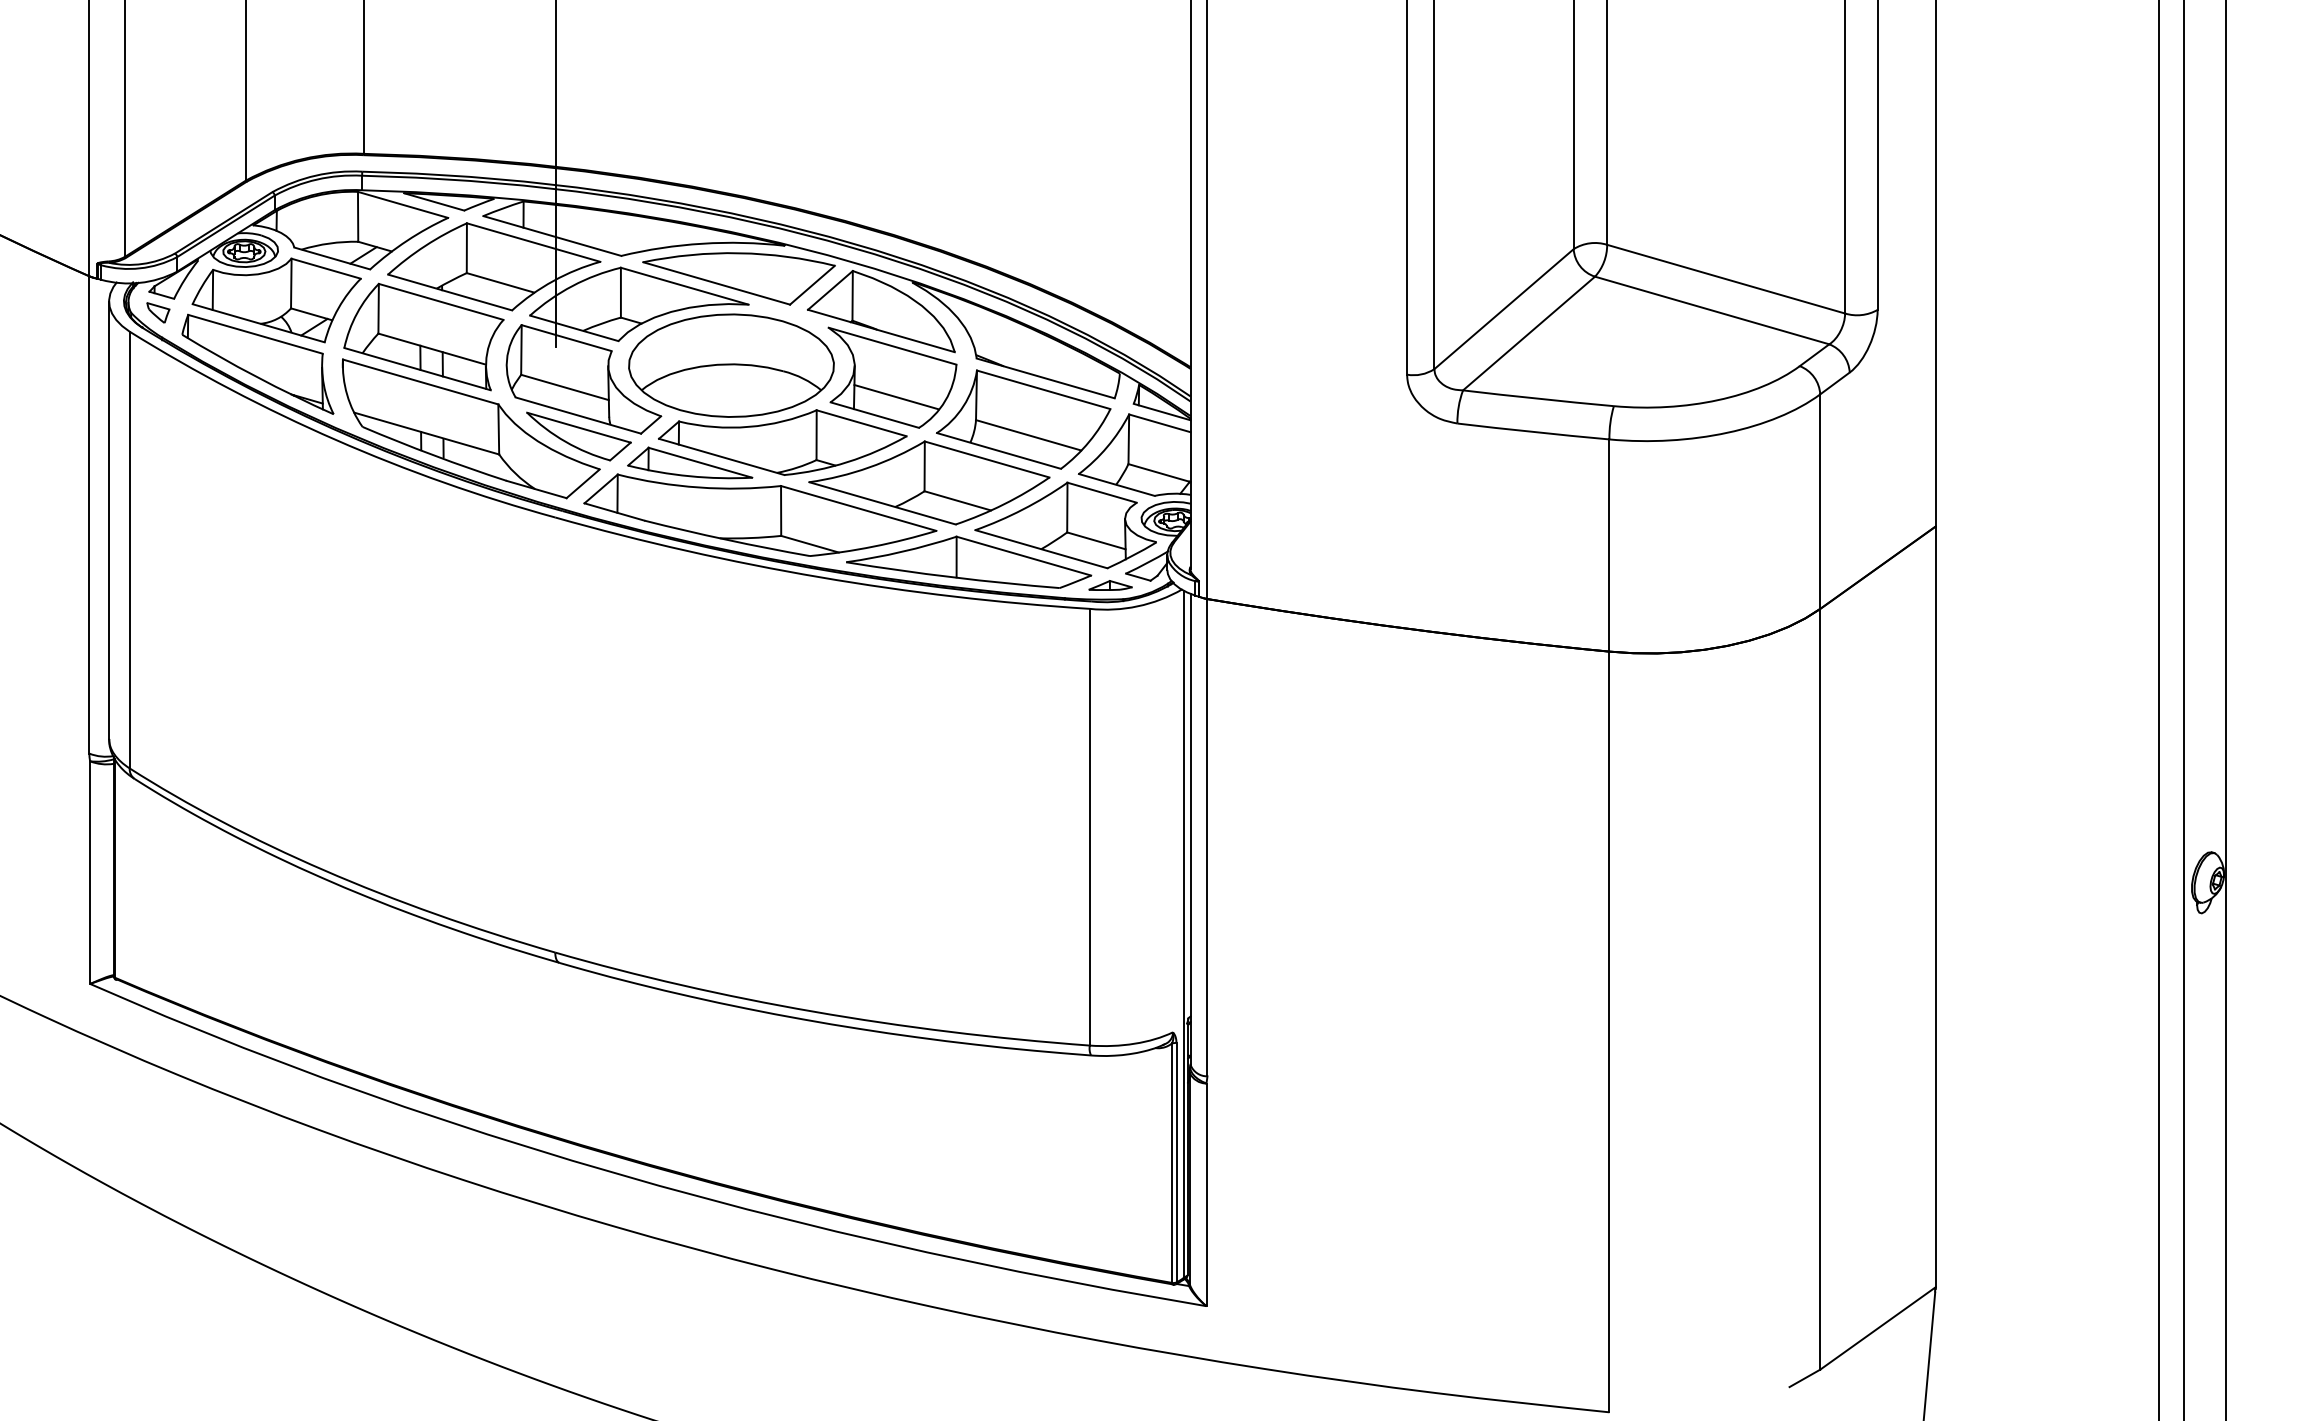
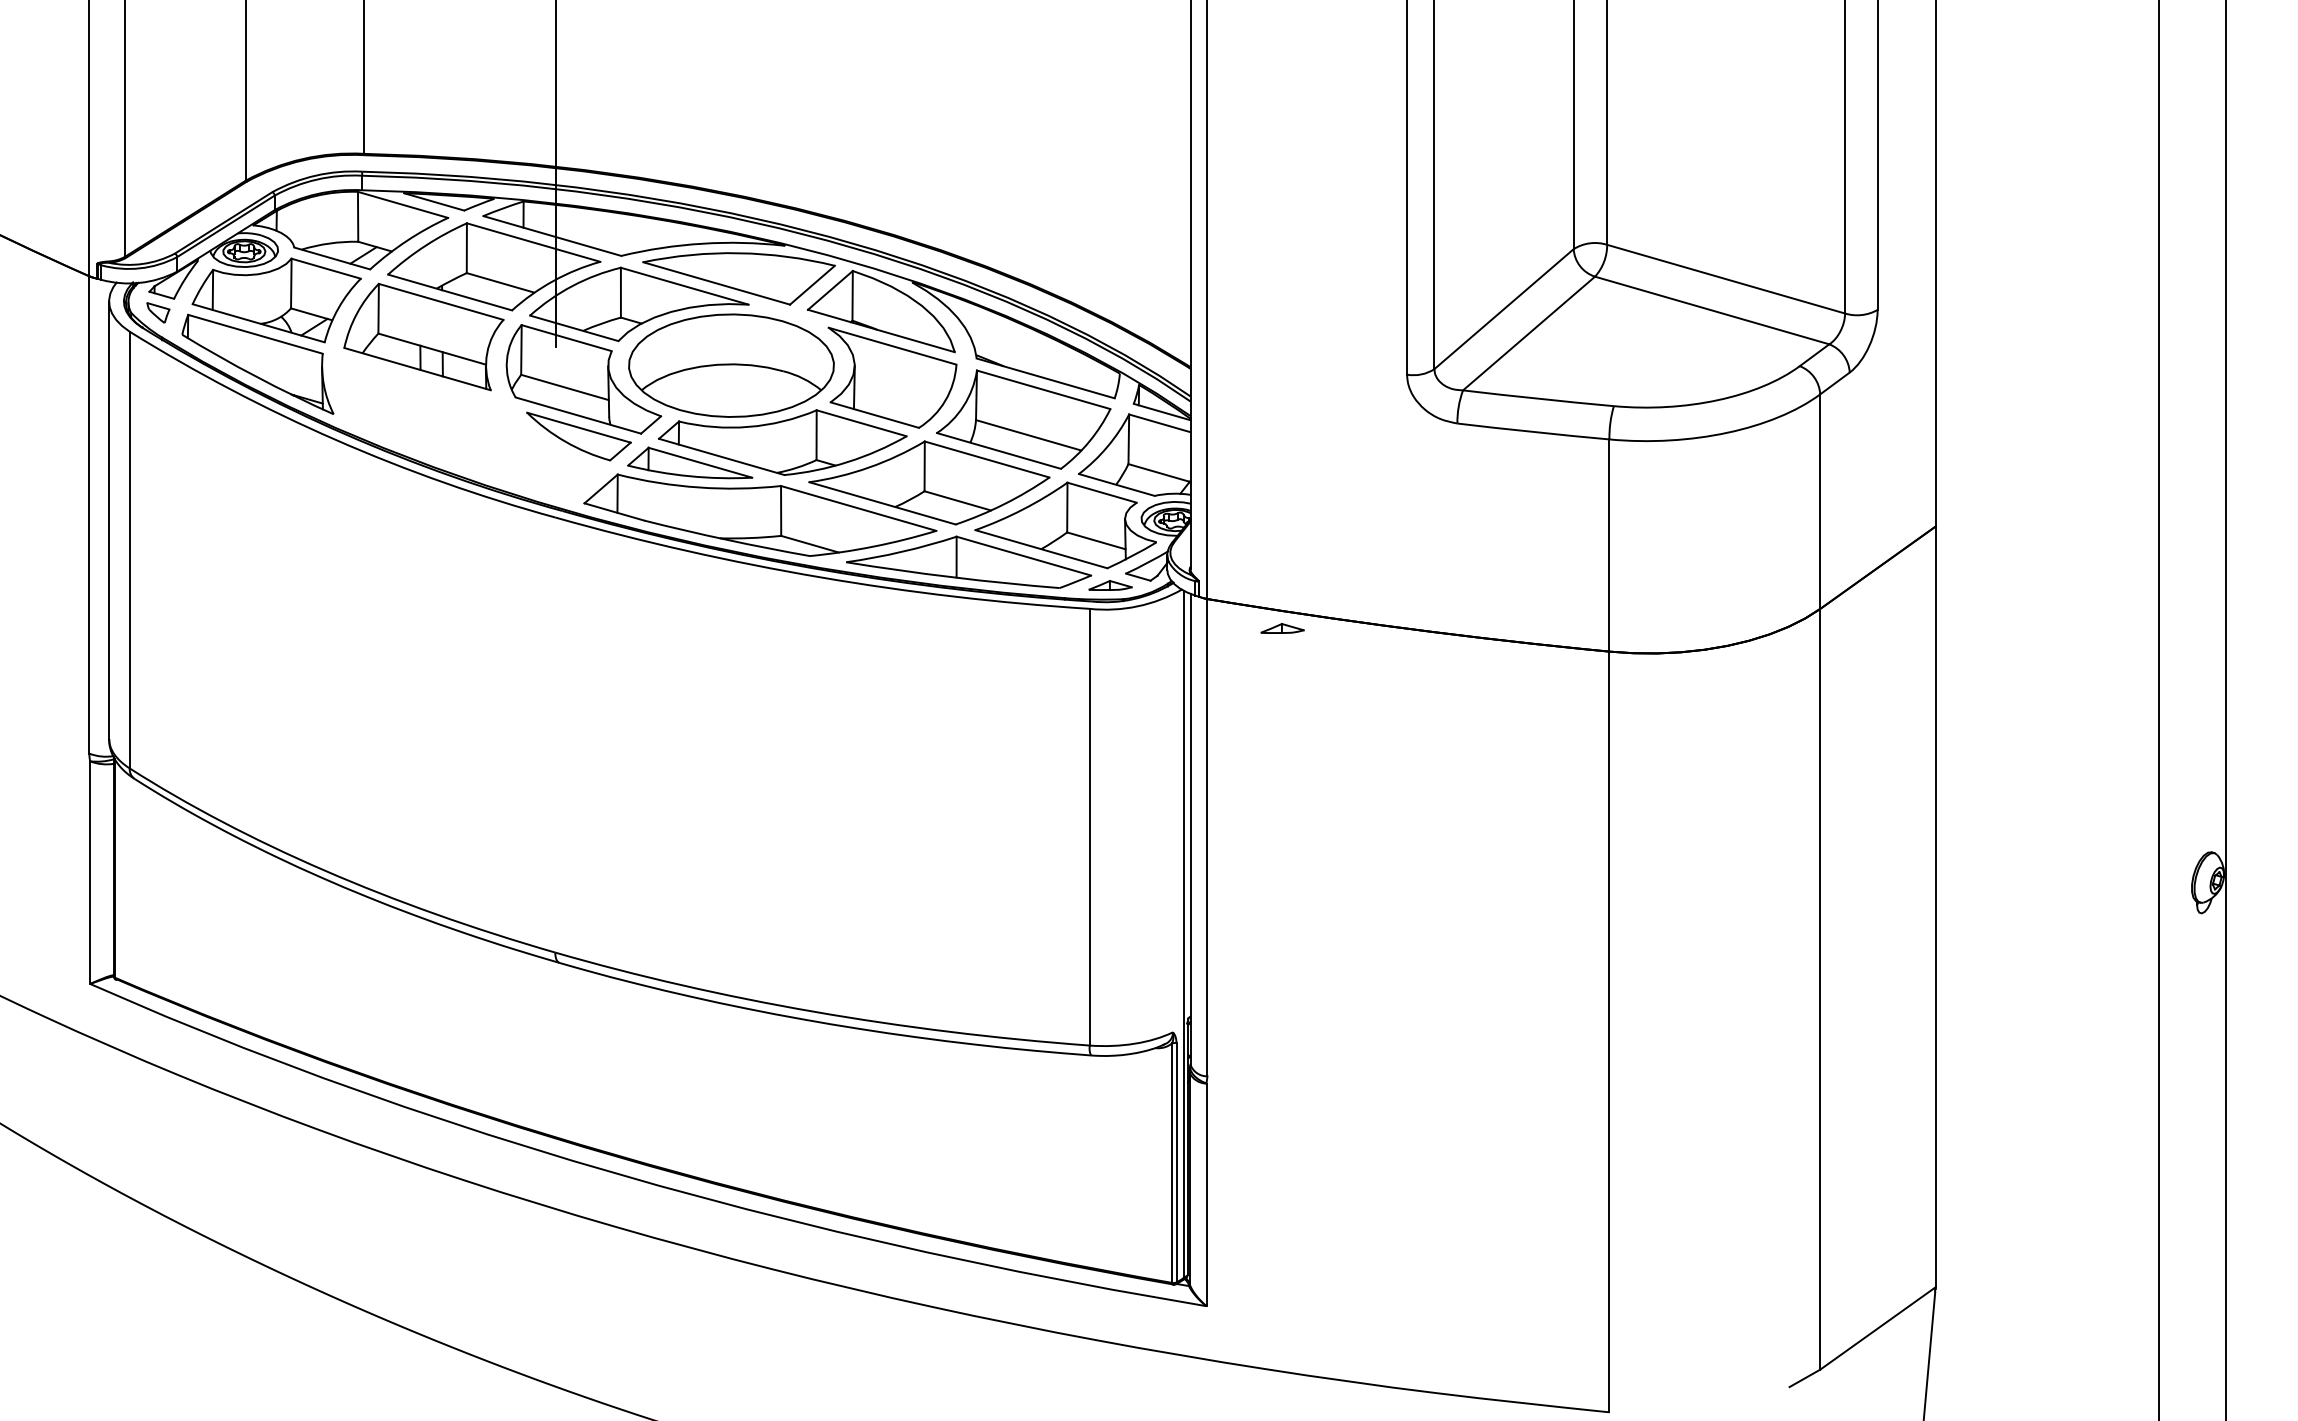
line: present -> none (896, 397)
part: present -> none (470, 428)
part: none -> present (1282, 628)
line: present -> none (2184, 709)
